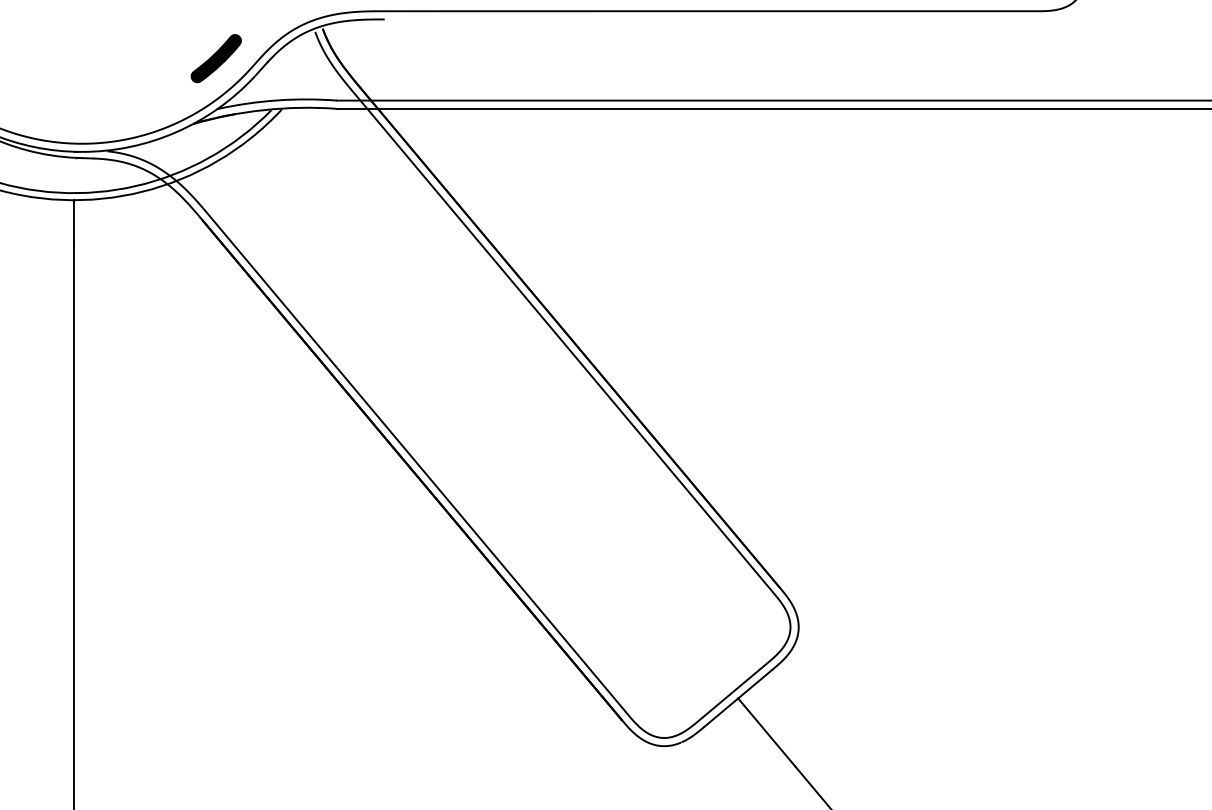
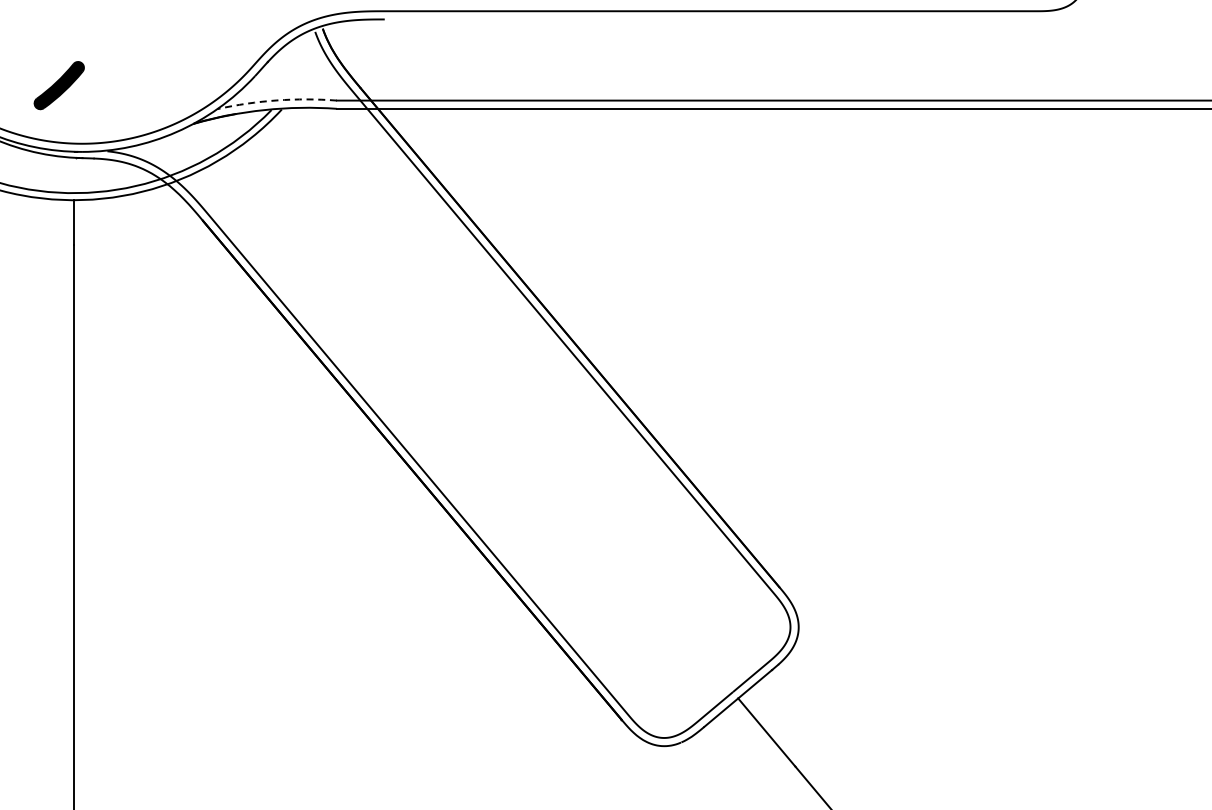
part position: (215, 58) -> (58, 85) (58, 85)
arc: solid -> dashed (276, 100)
